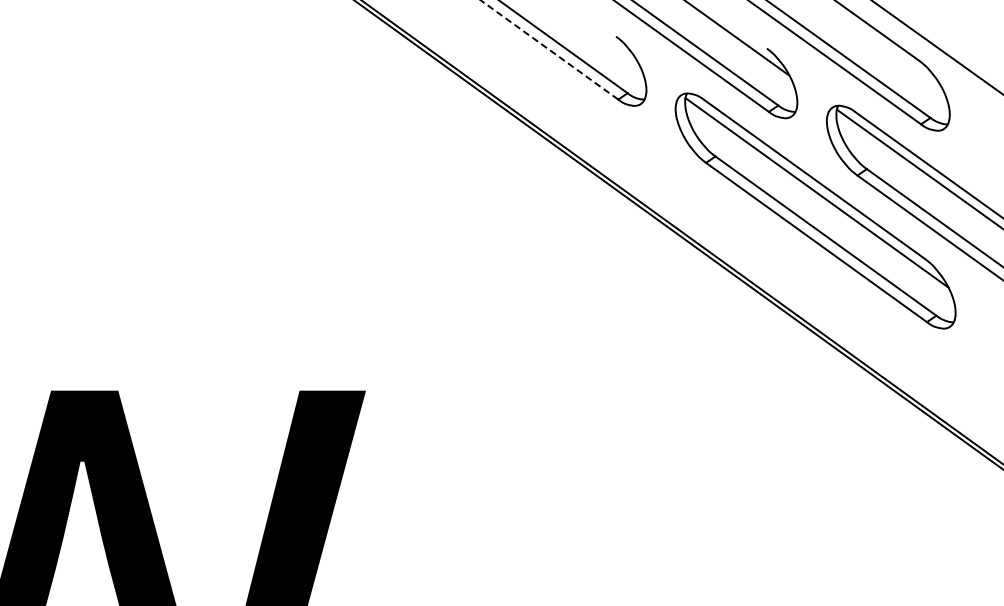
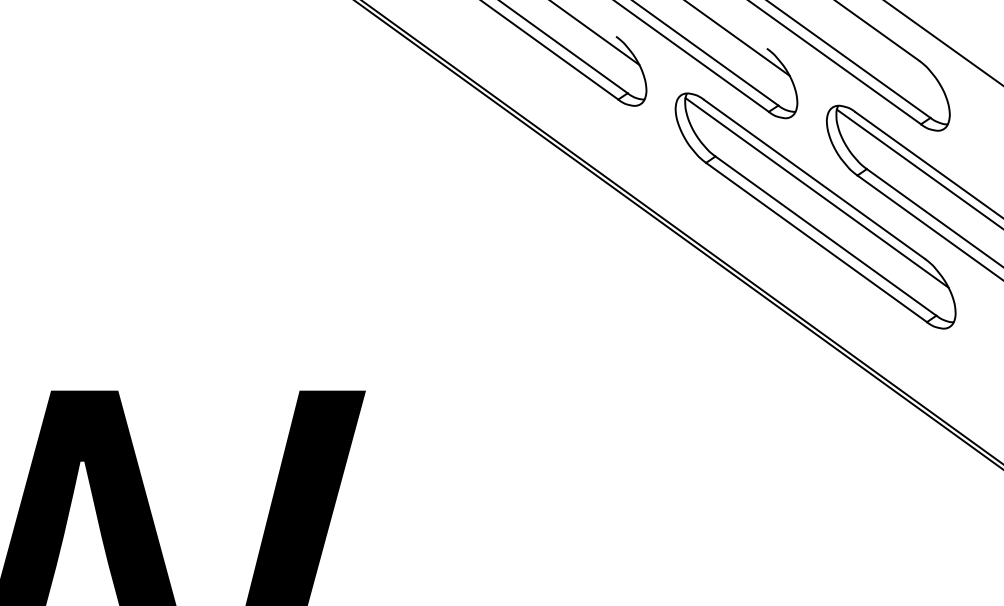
line: none -> present (595, 33)
line position: (937, 47) -> (943, 42) (943, 42)
line: dashed -> solid (549, 49)
